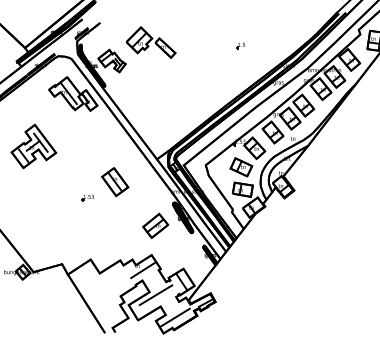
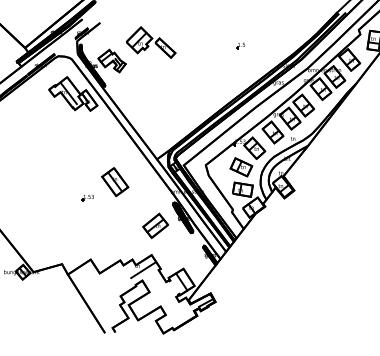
part: present -> none (33, 146)
line: present -> none (155, 295)
line: present -> none (174, 317)
